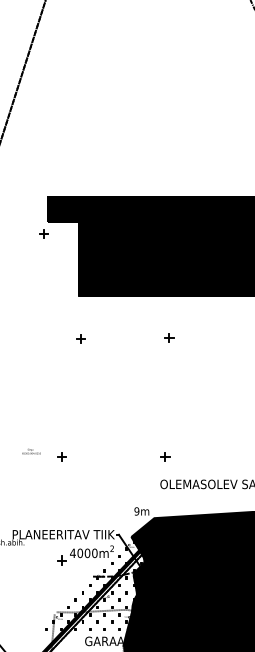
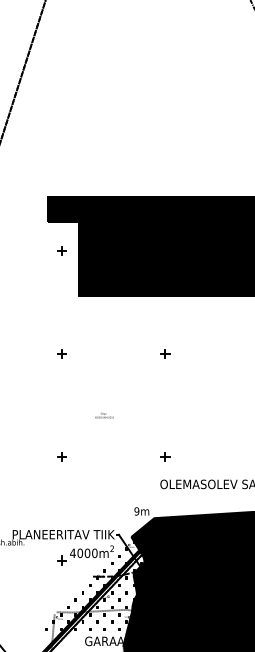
part position: (43, 233) -> (61, 250) (61, 250)
part position: (169, 337) -> (165, 353) (165, 353)
part position: (80, 338) -> (61, 353) (61, 353)
text position: (31, 451) -> (104, 415) (104, 415)
